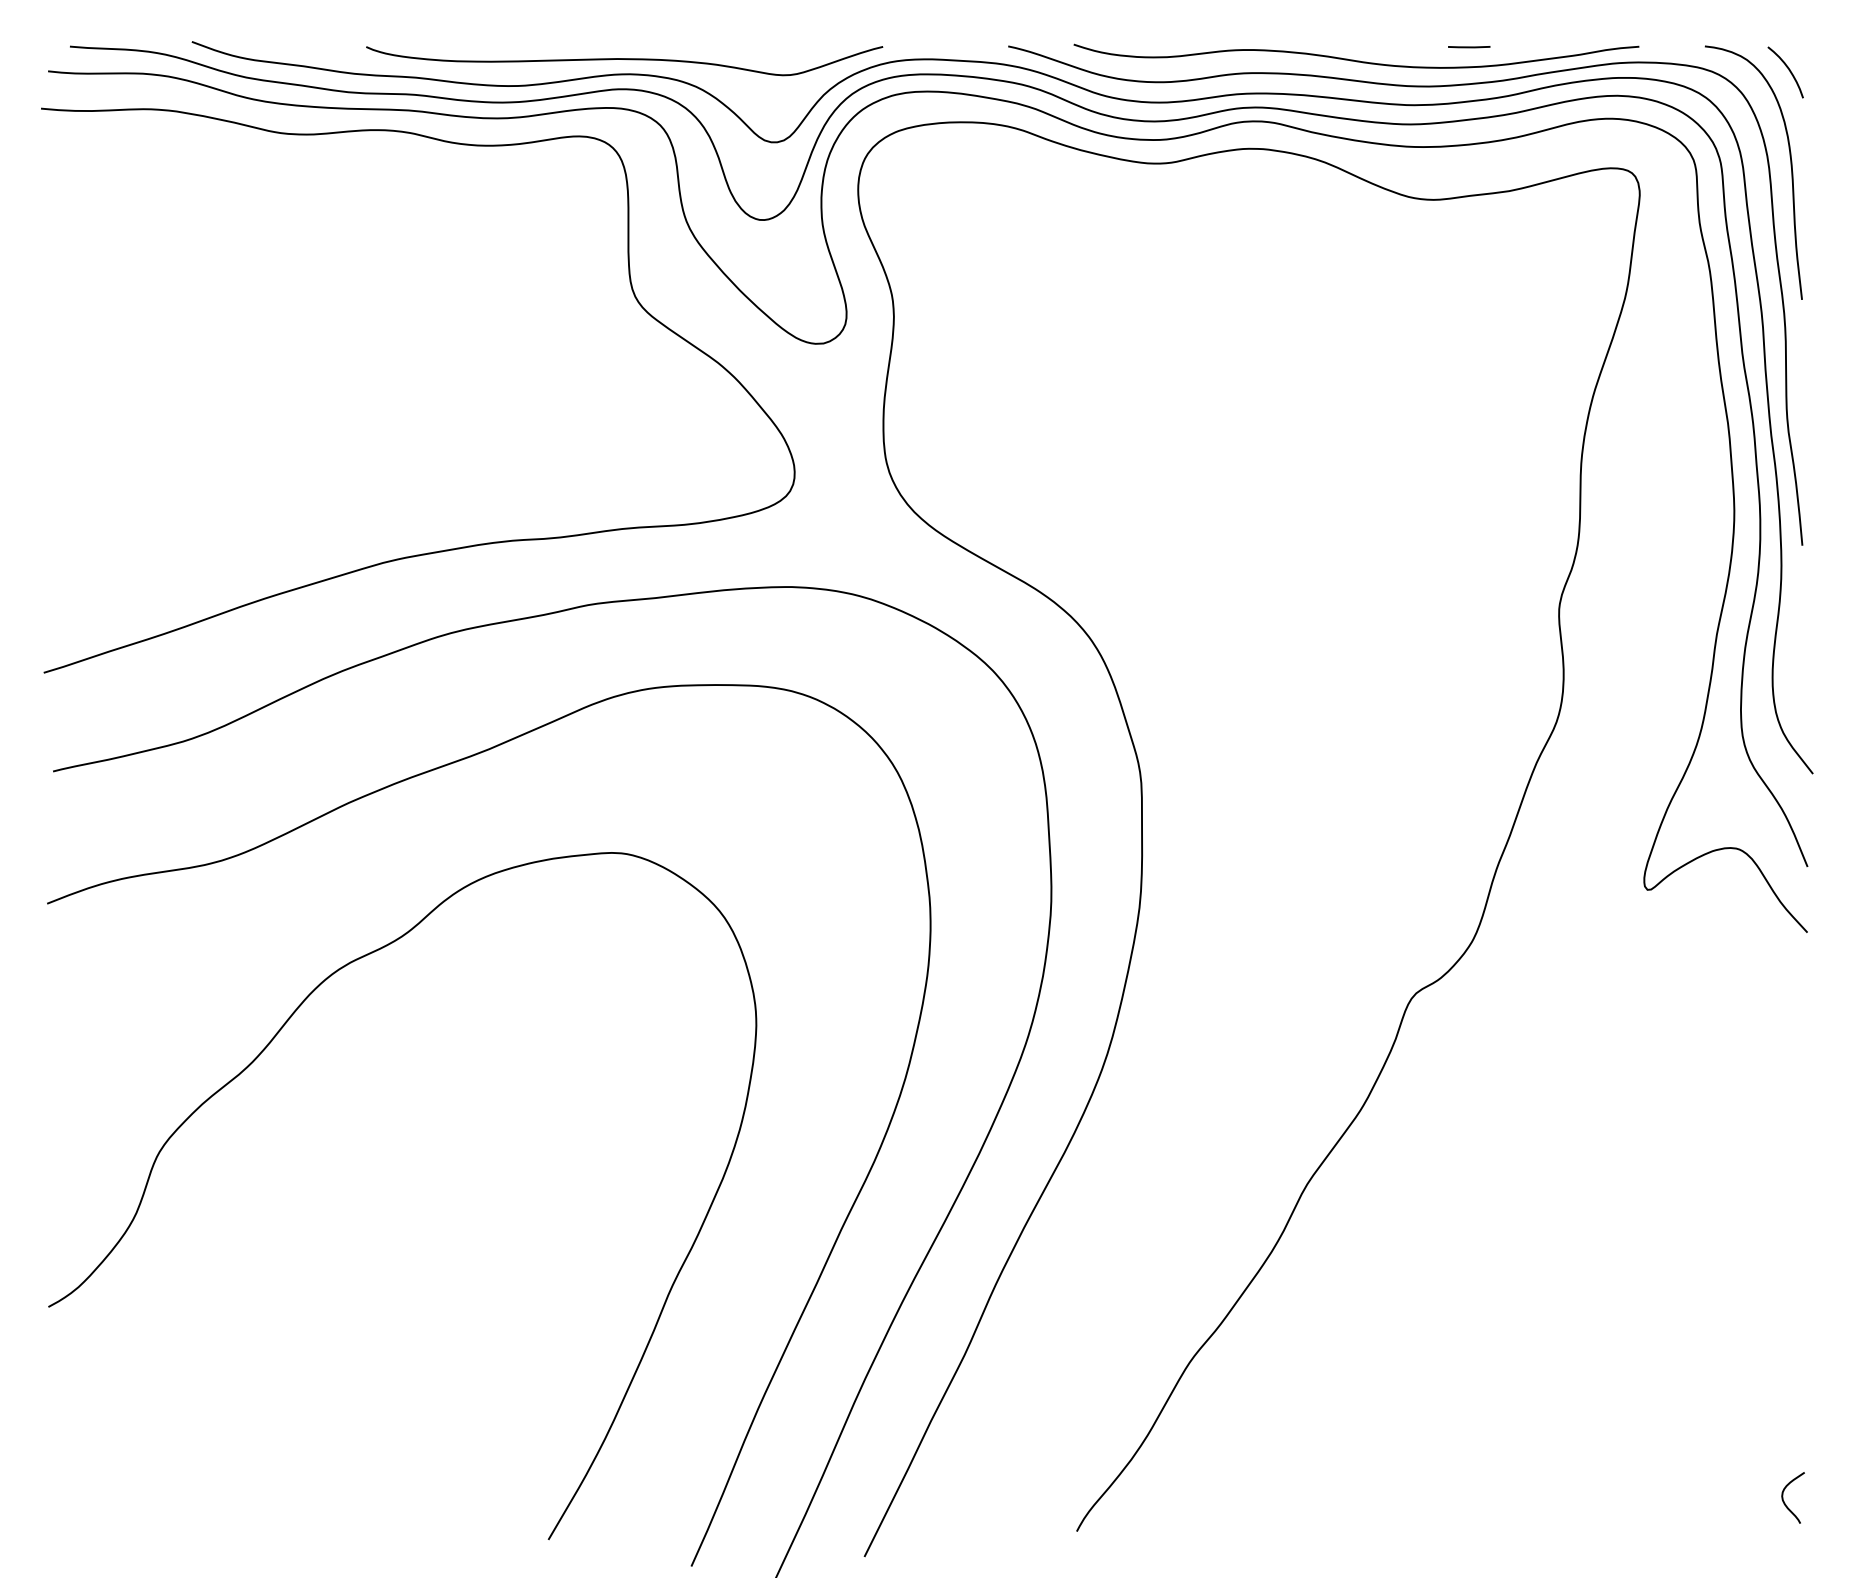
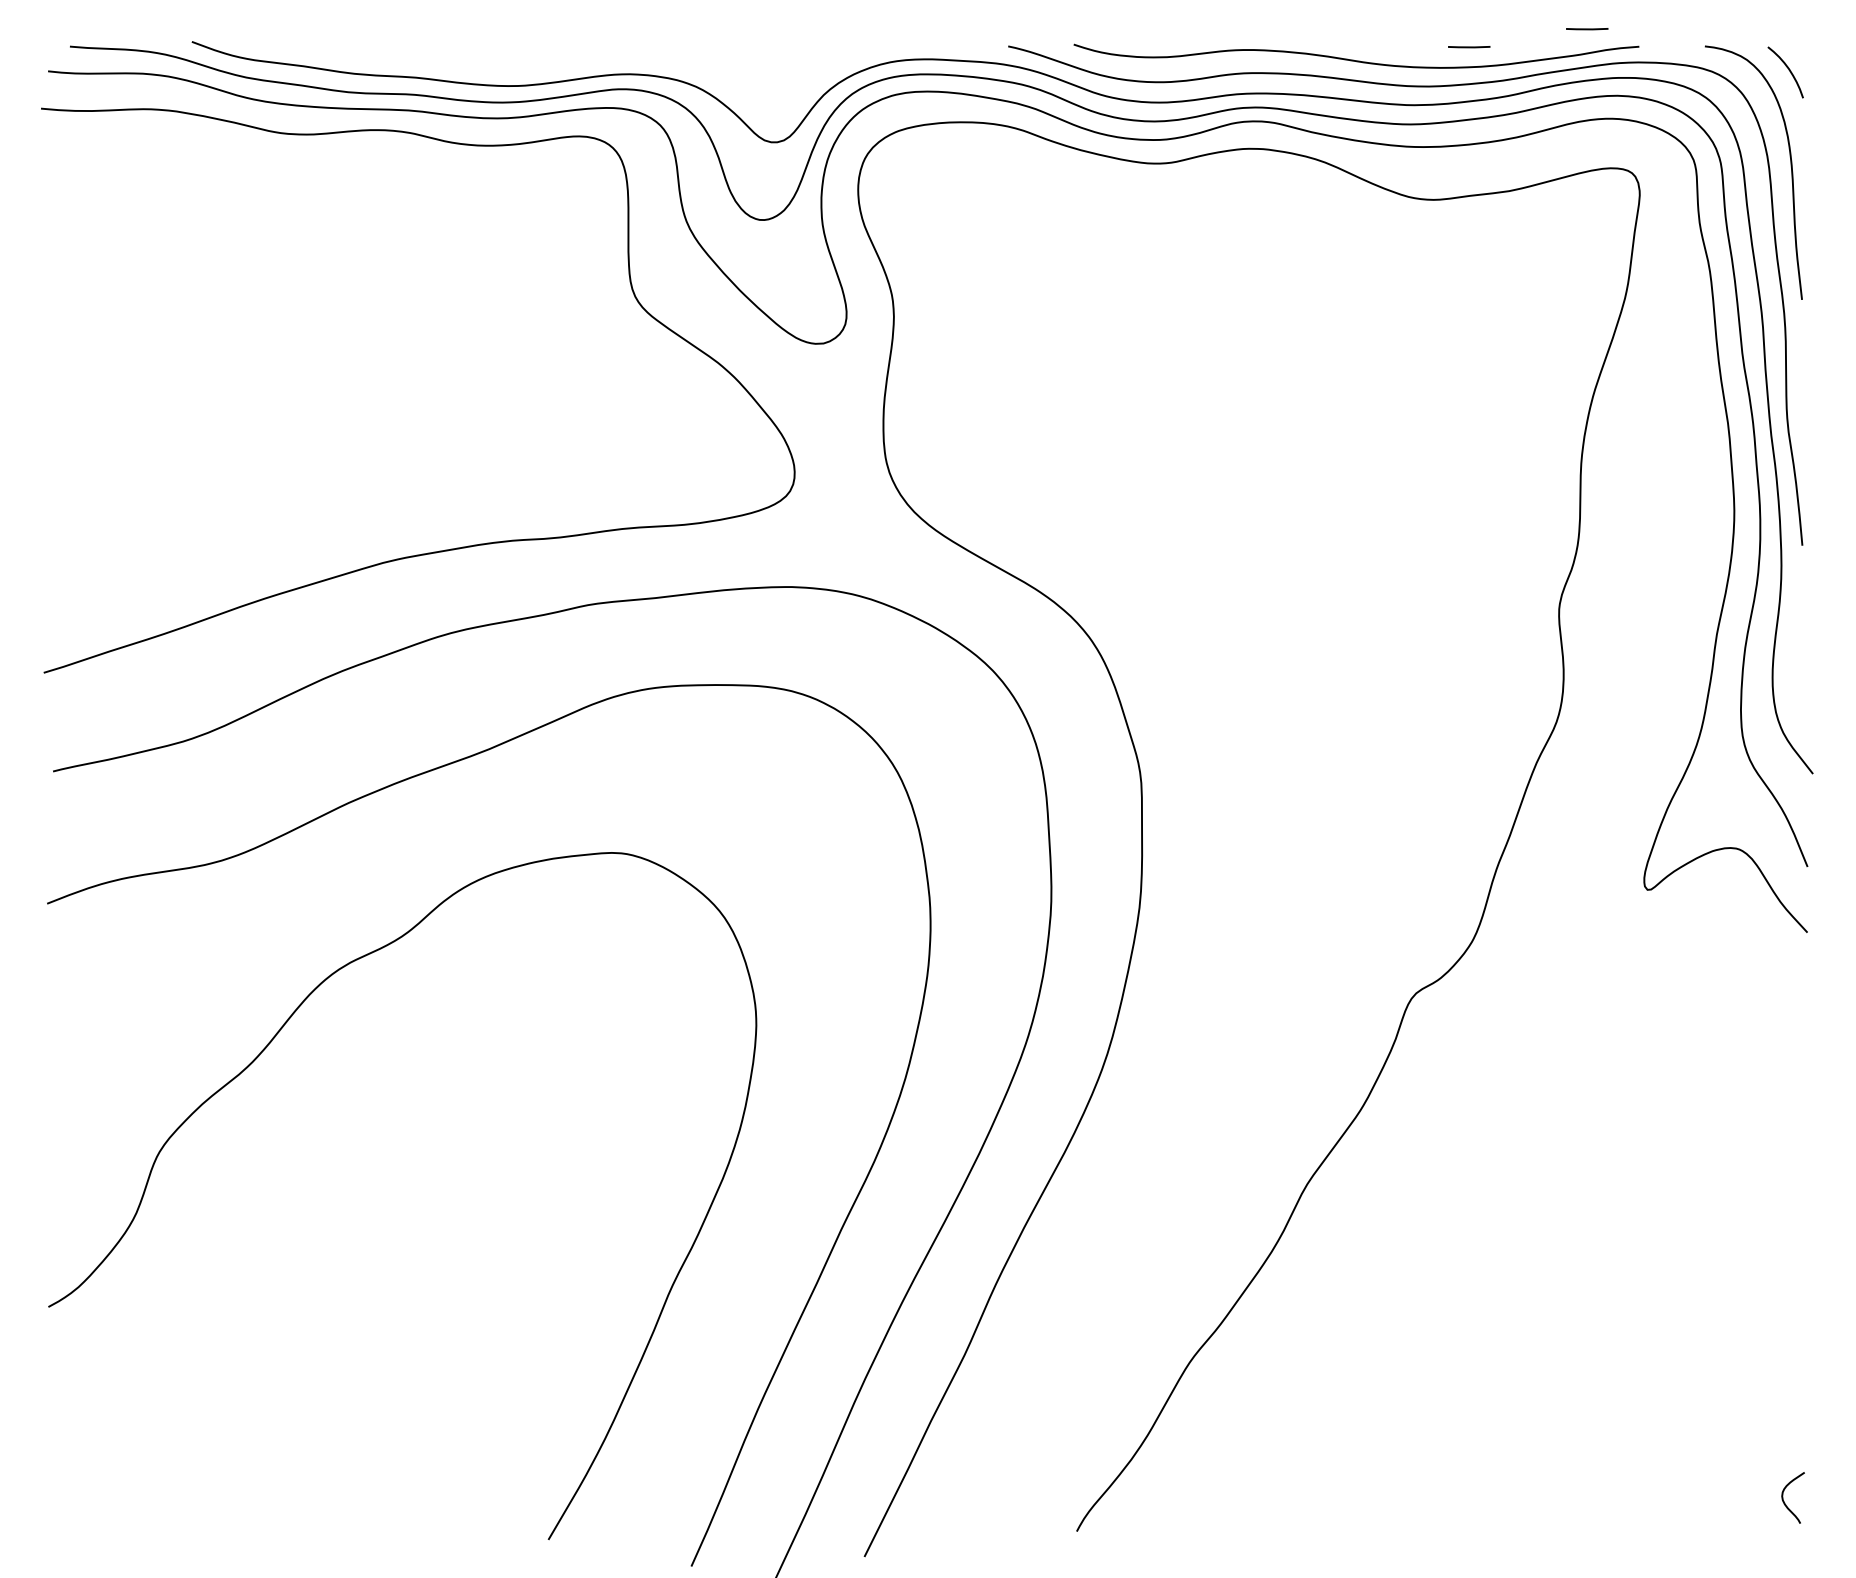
line: none -> present (1587, 29)
curve: present -> none (624, 59)
